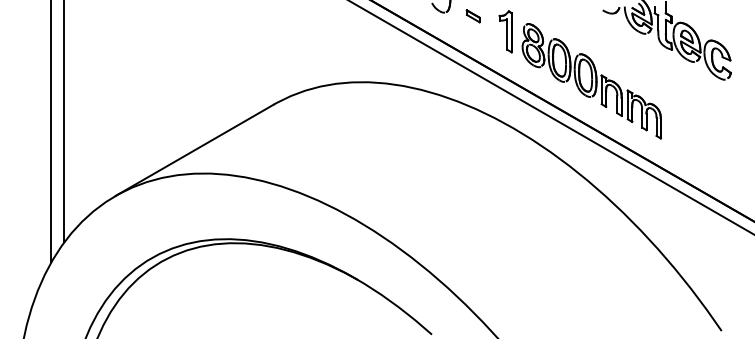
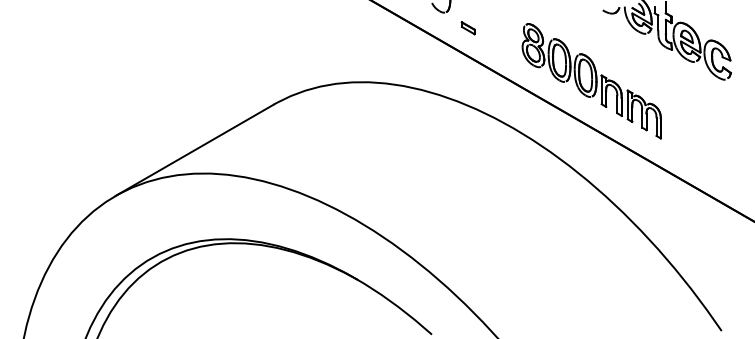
part position: (472, 16) -> (467, 28) (467, 28)
part: present -> none (505, 31)
line: present -> none (551, 117)
line: present -> none (64, 122)
line: present -> none (51, 132)
